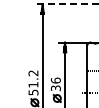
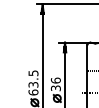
line: dashed -> solid (67, 4)
text: 51.2 -> 63.5 (33, 82)
